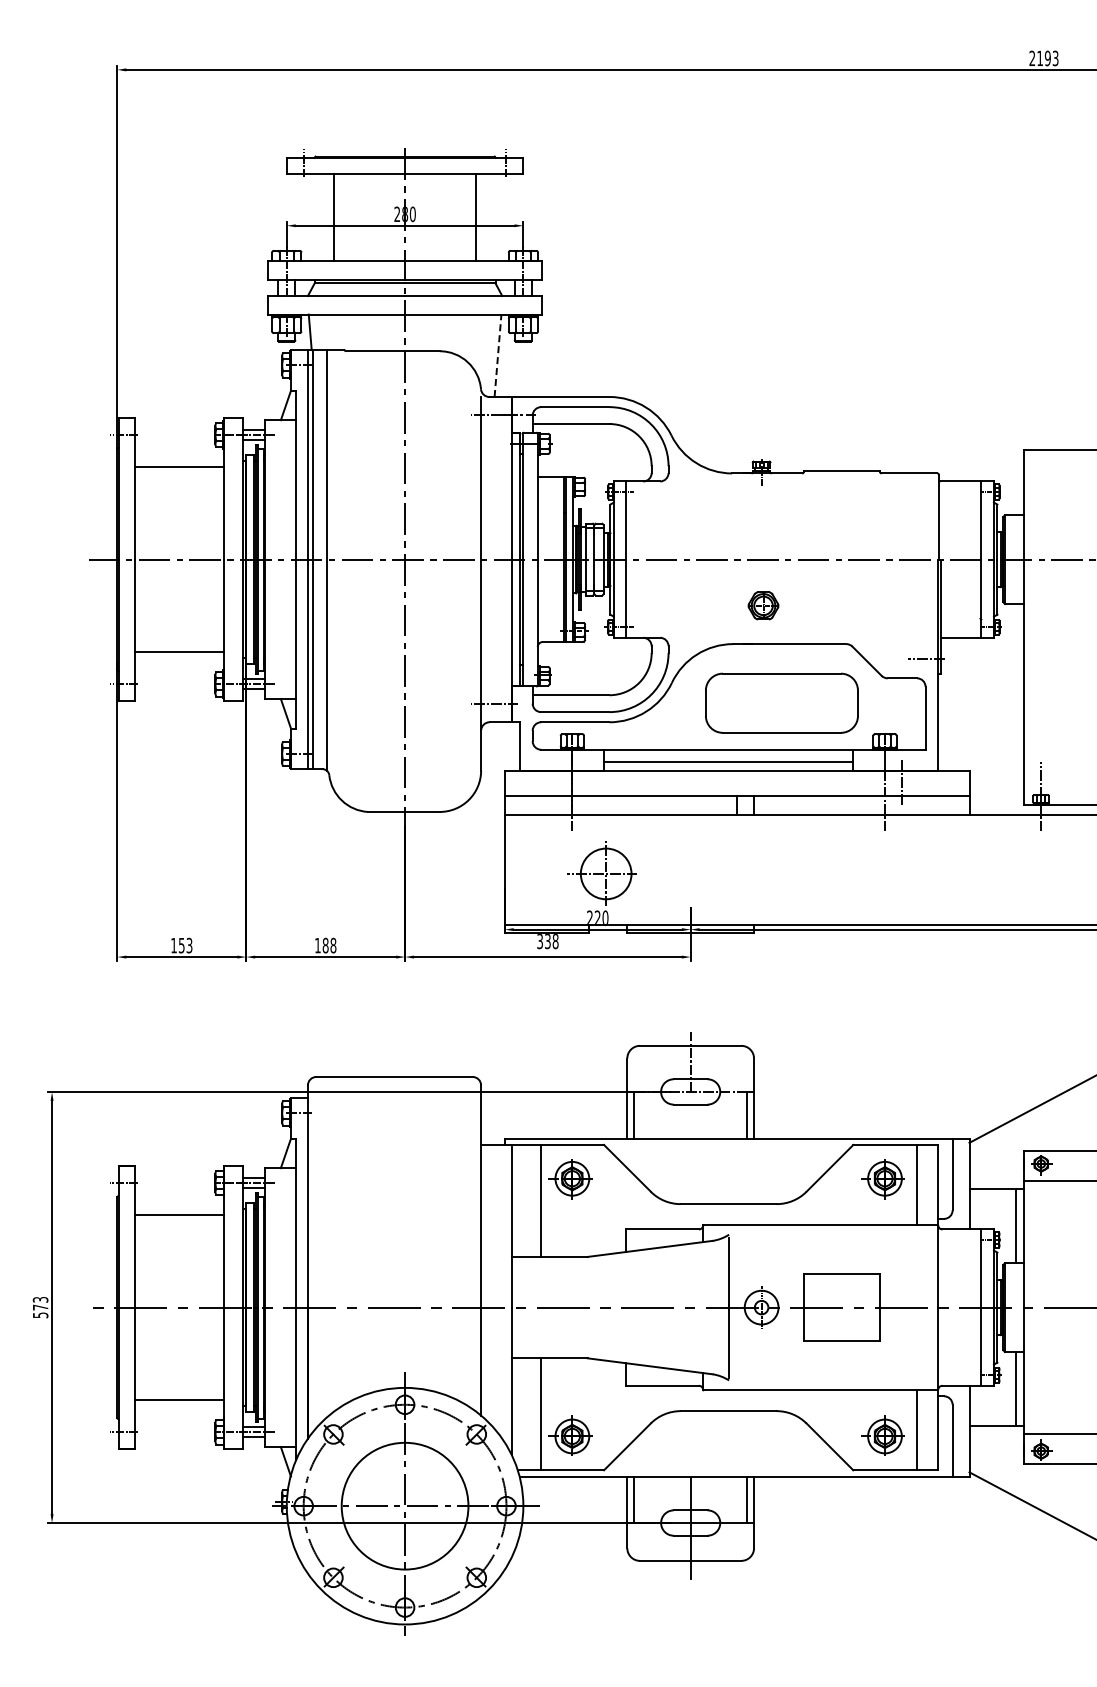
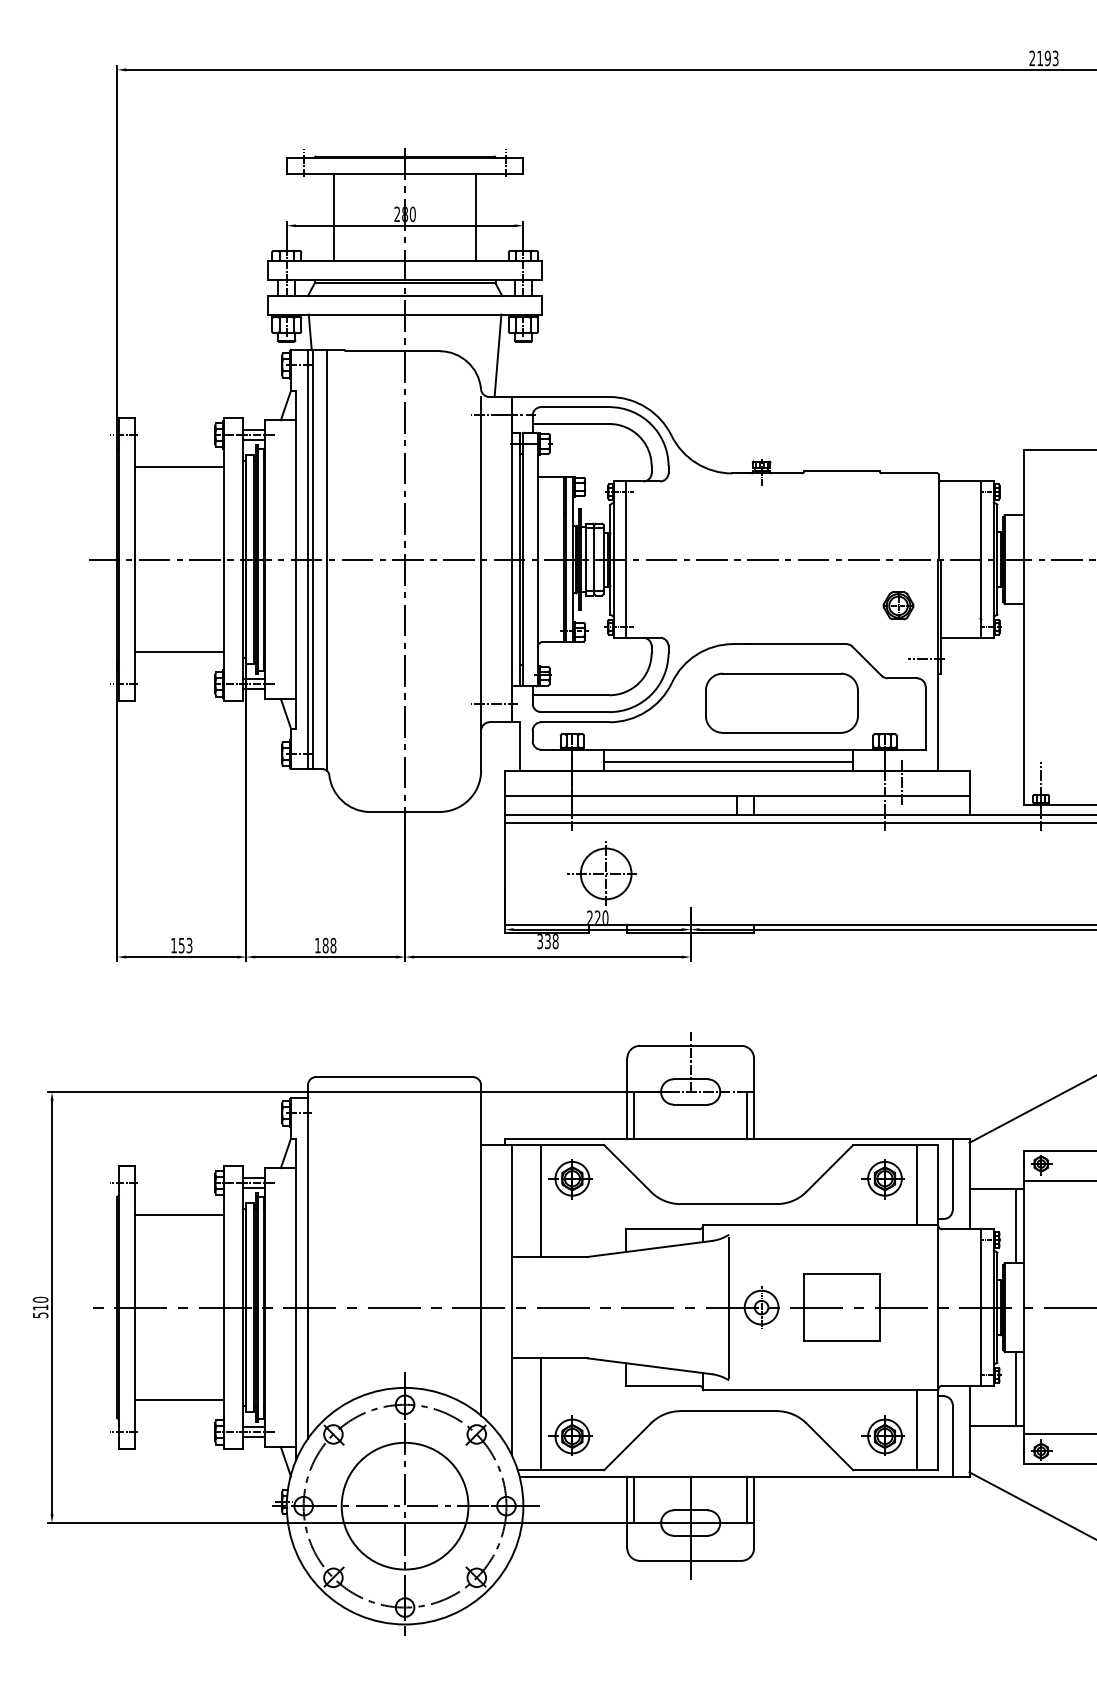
line: dashed -> solid (498, 355)
part position: (763, 605) -> (898, 605) (898, 605)
line: none -> present (798, 823)
text: 573 -> 510 (40, 1303)
